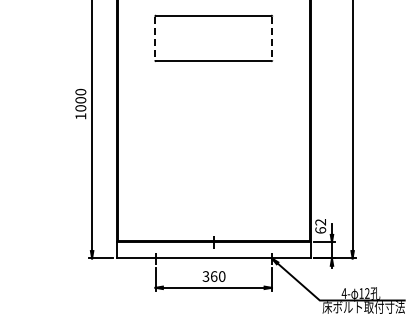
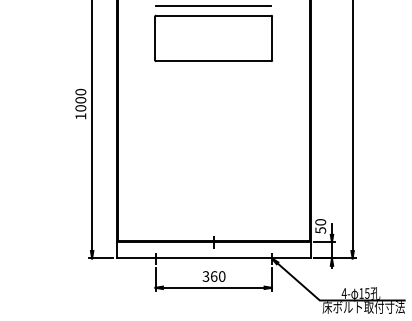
line: none -> present (213, 5)
line: dashed -> solid (155, 38)
line: dashed -> solid (272, 38)
text: 62 -> 50 (320, 226)
text: 12 -> 15 (367, 293)
